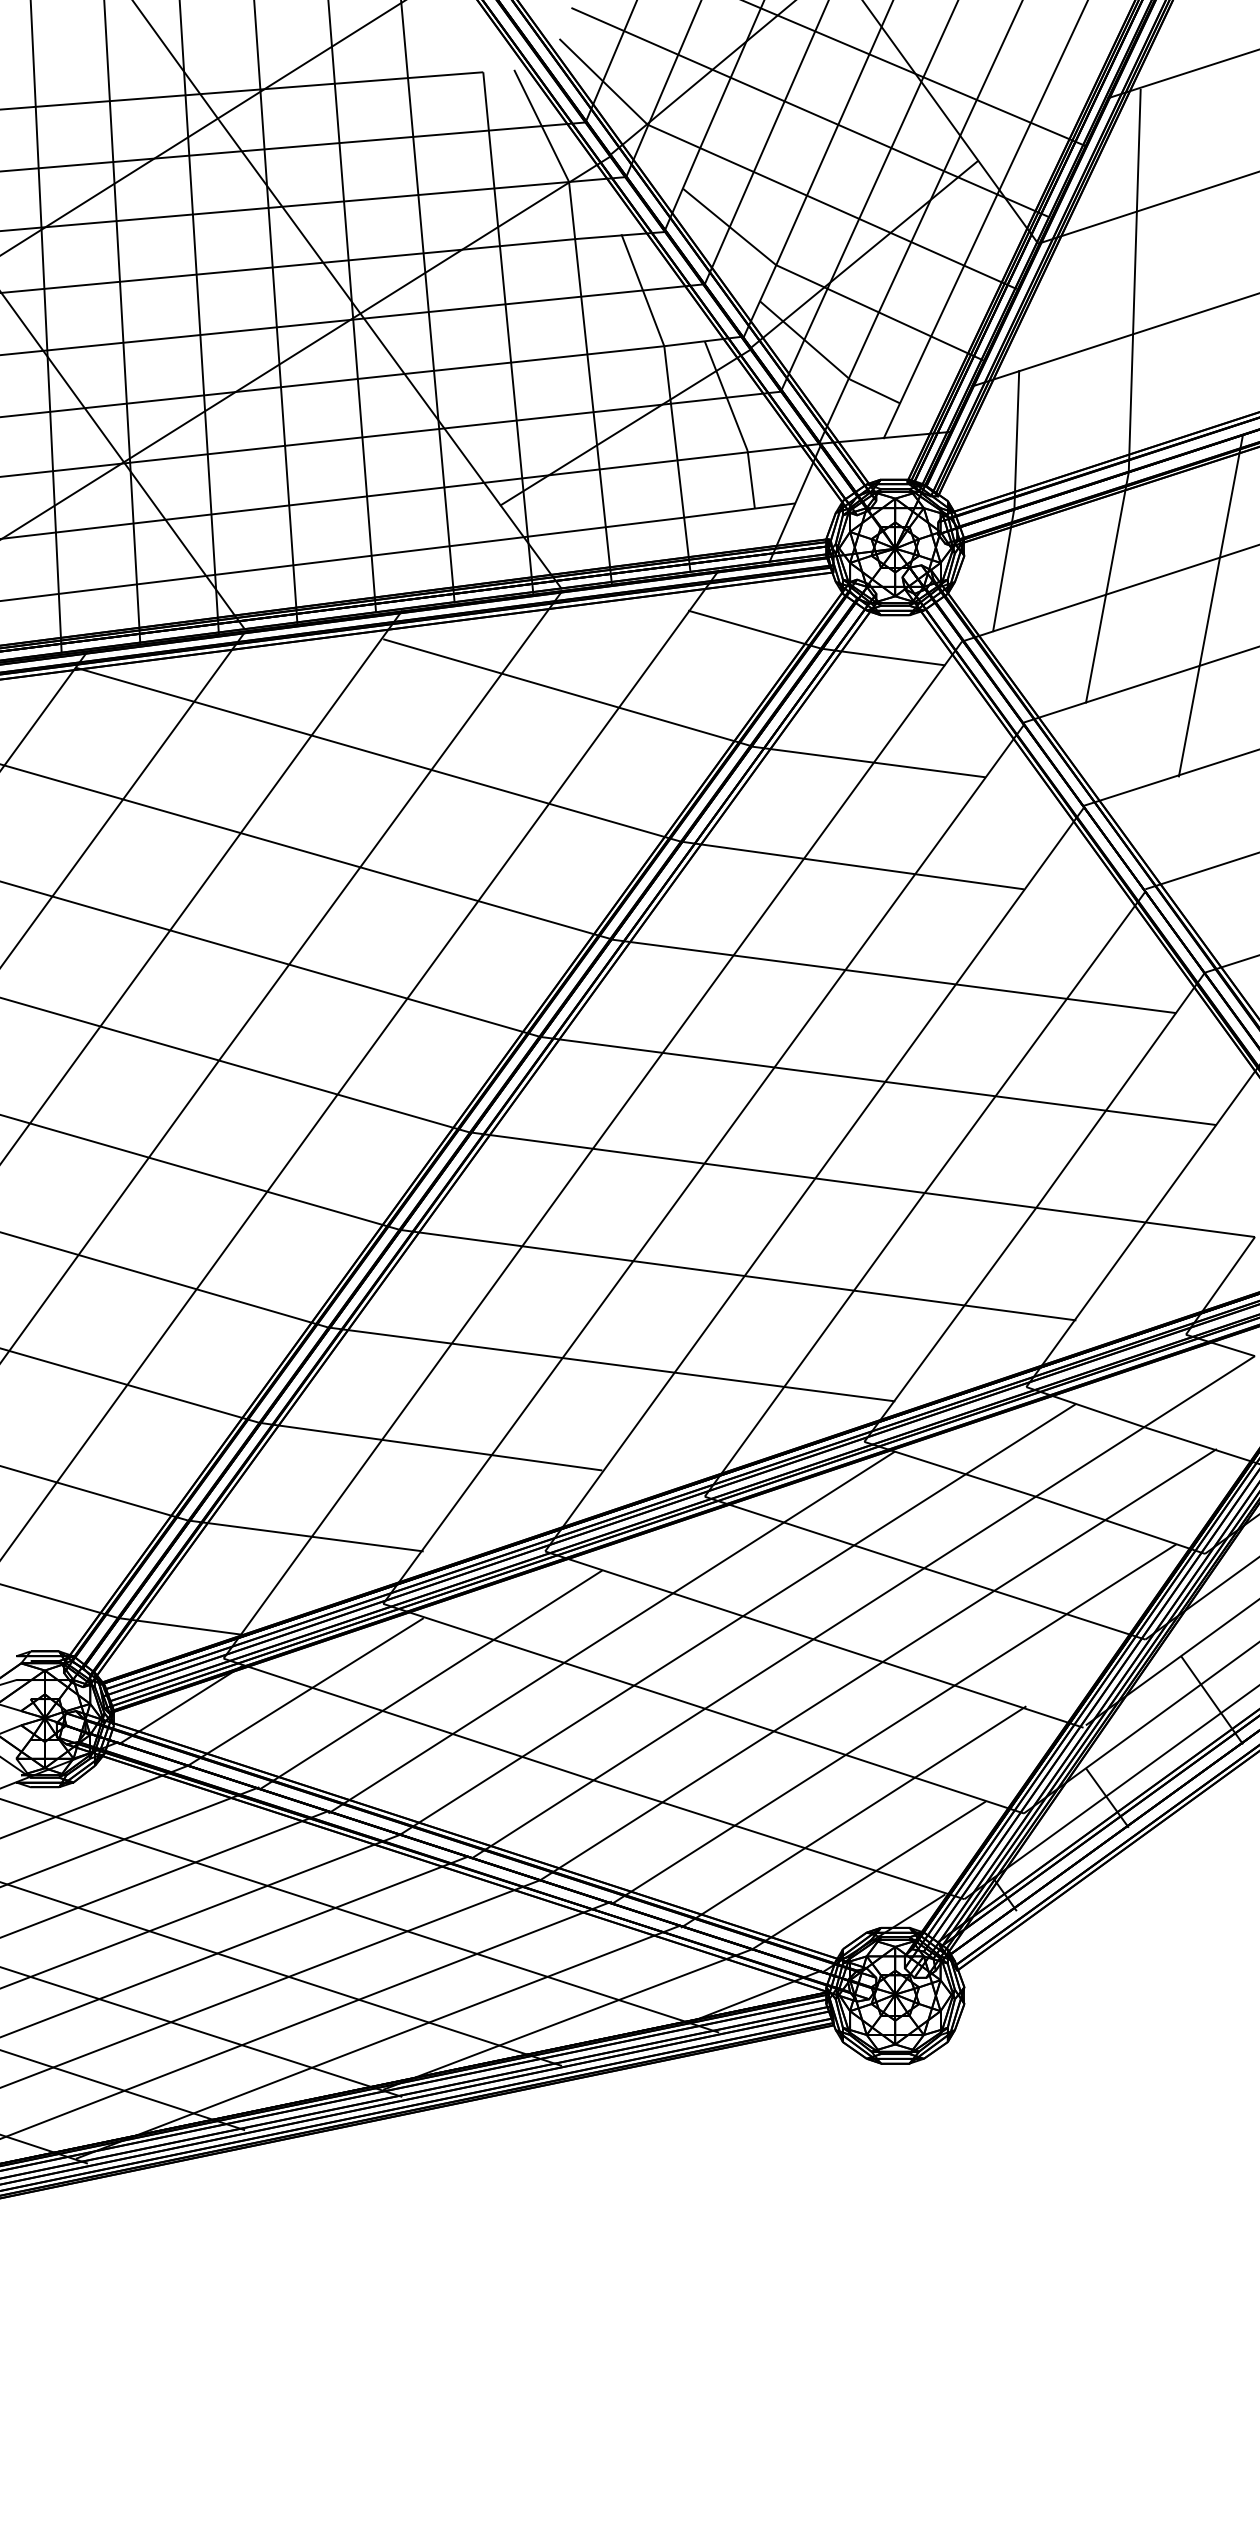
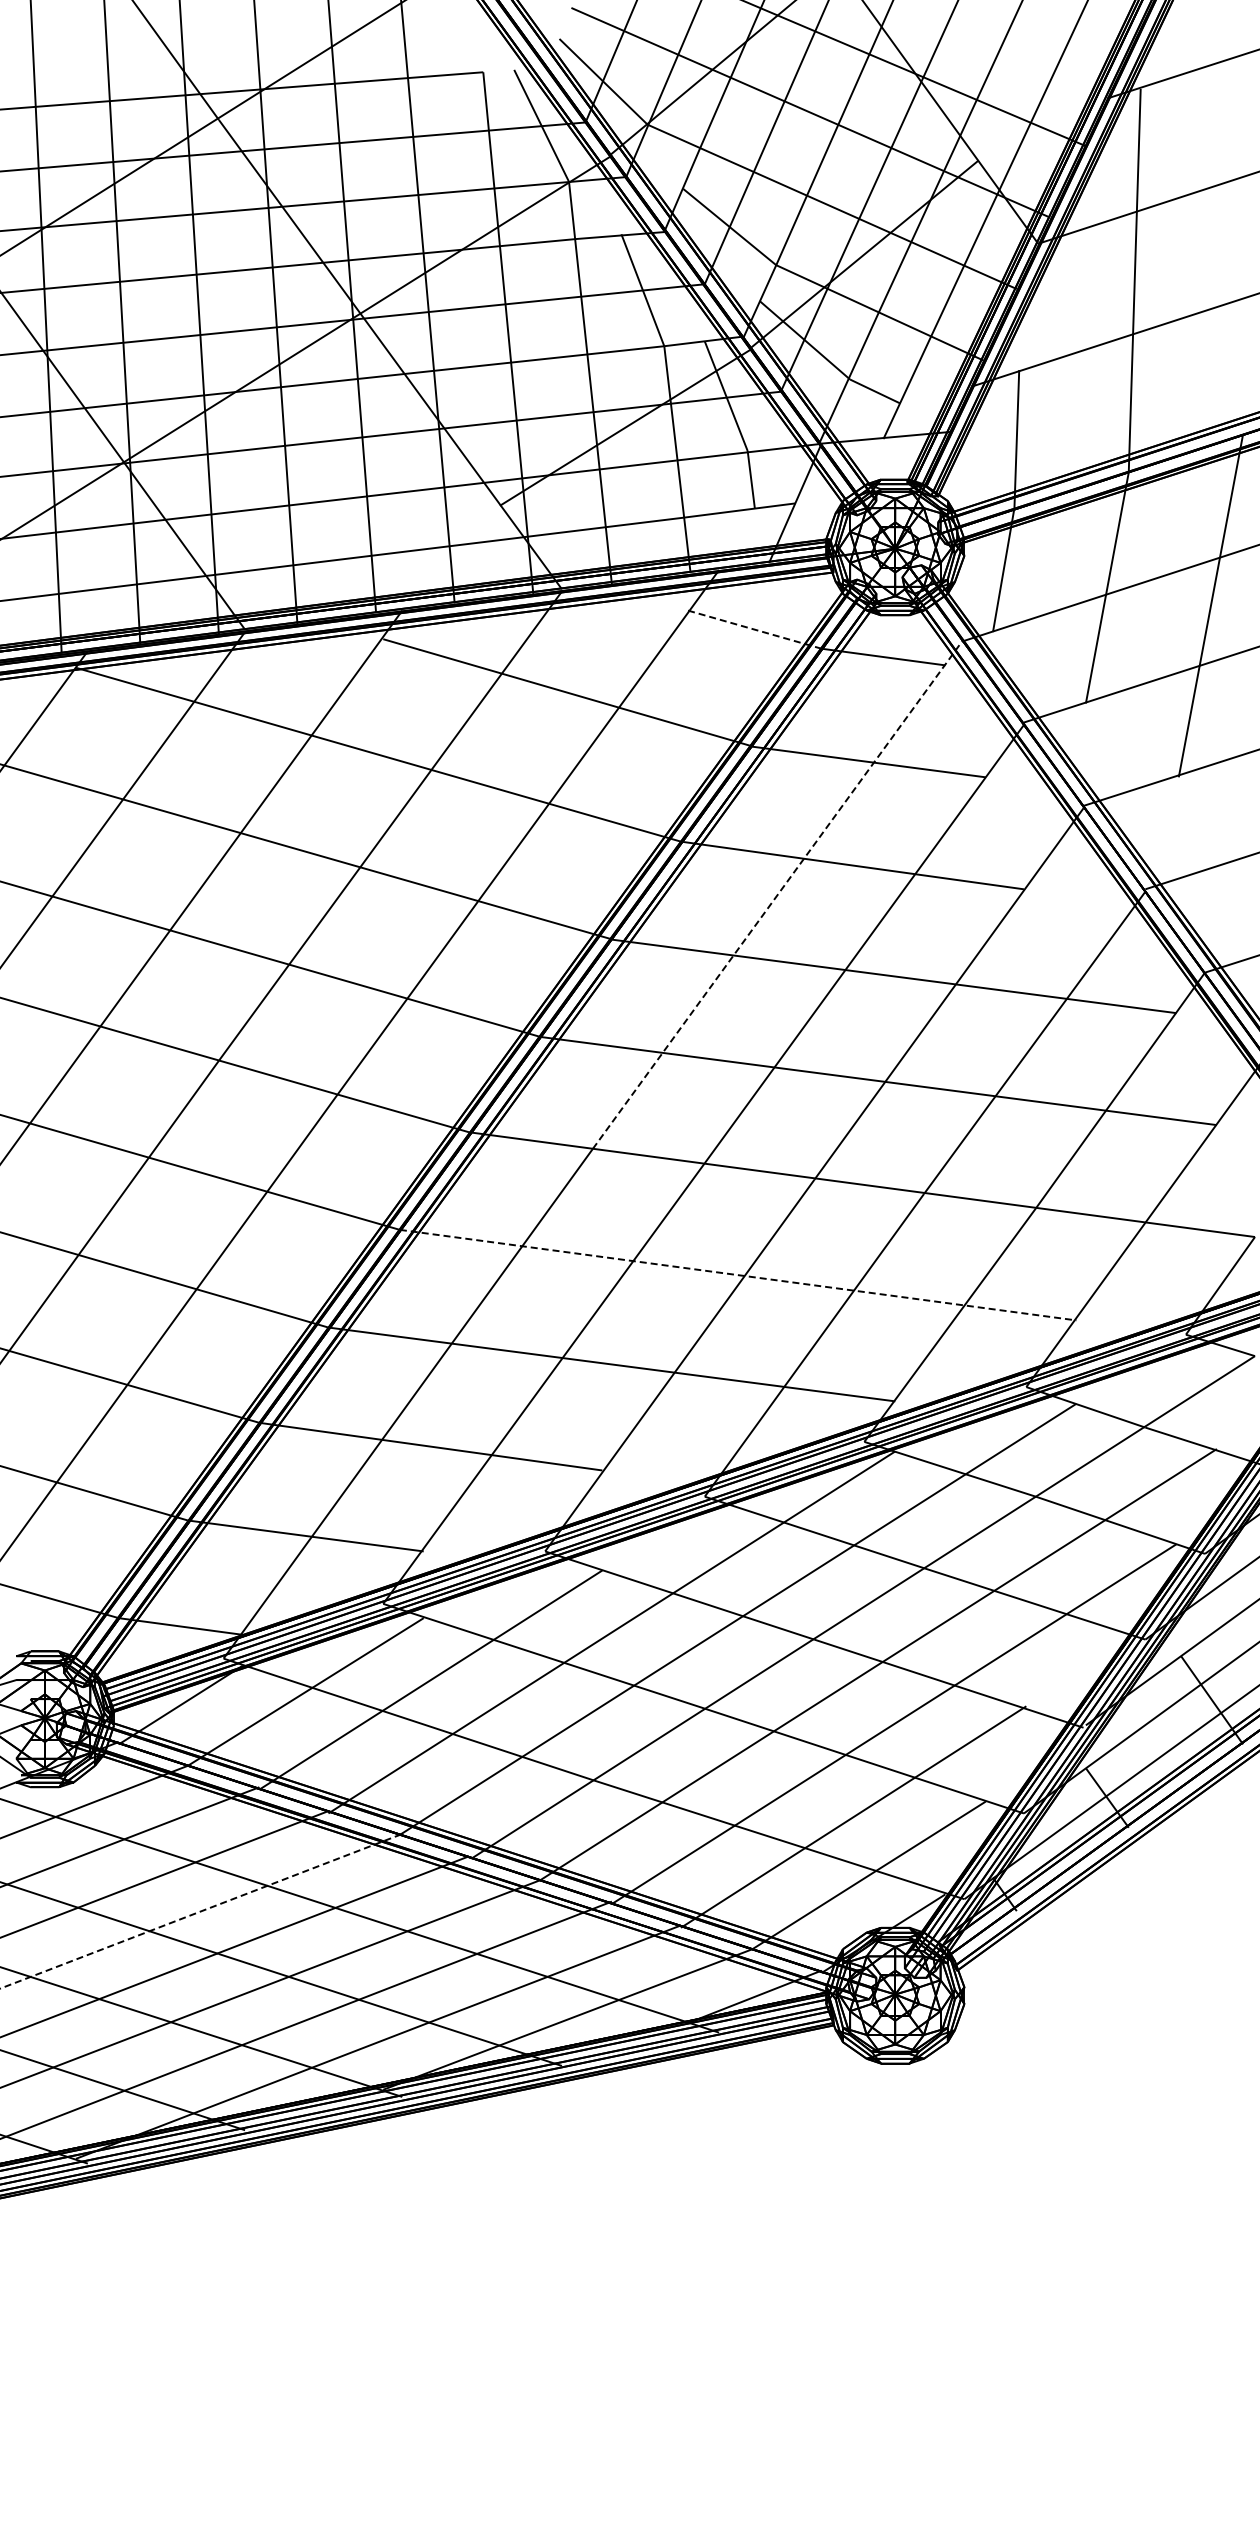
line: solid -> dashed (755, 629)
line: solid -> dashed (777, 895)
line: solid -> dashed (738, 1275)
line: solid -> dashed (200, 1911)
